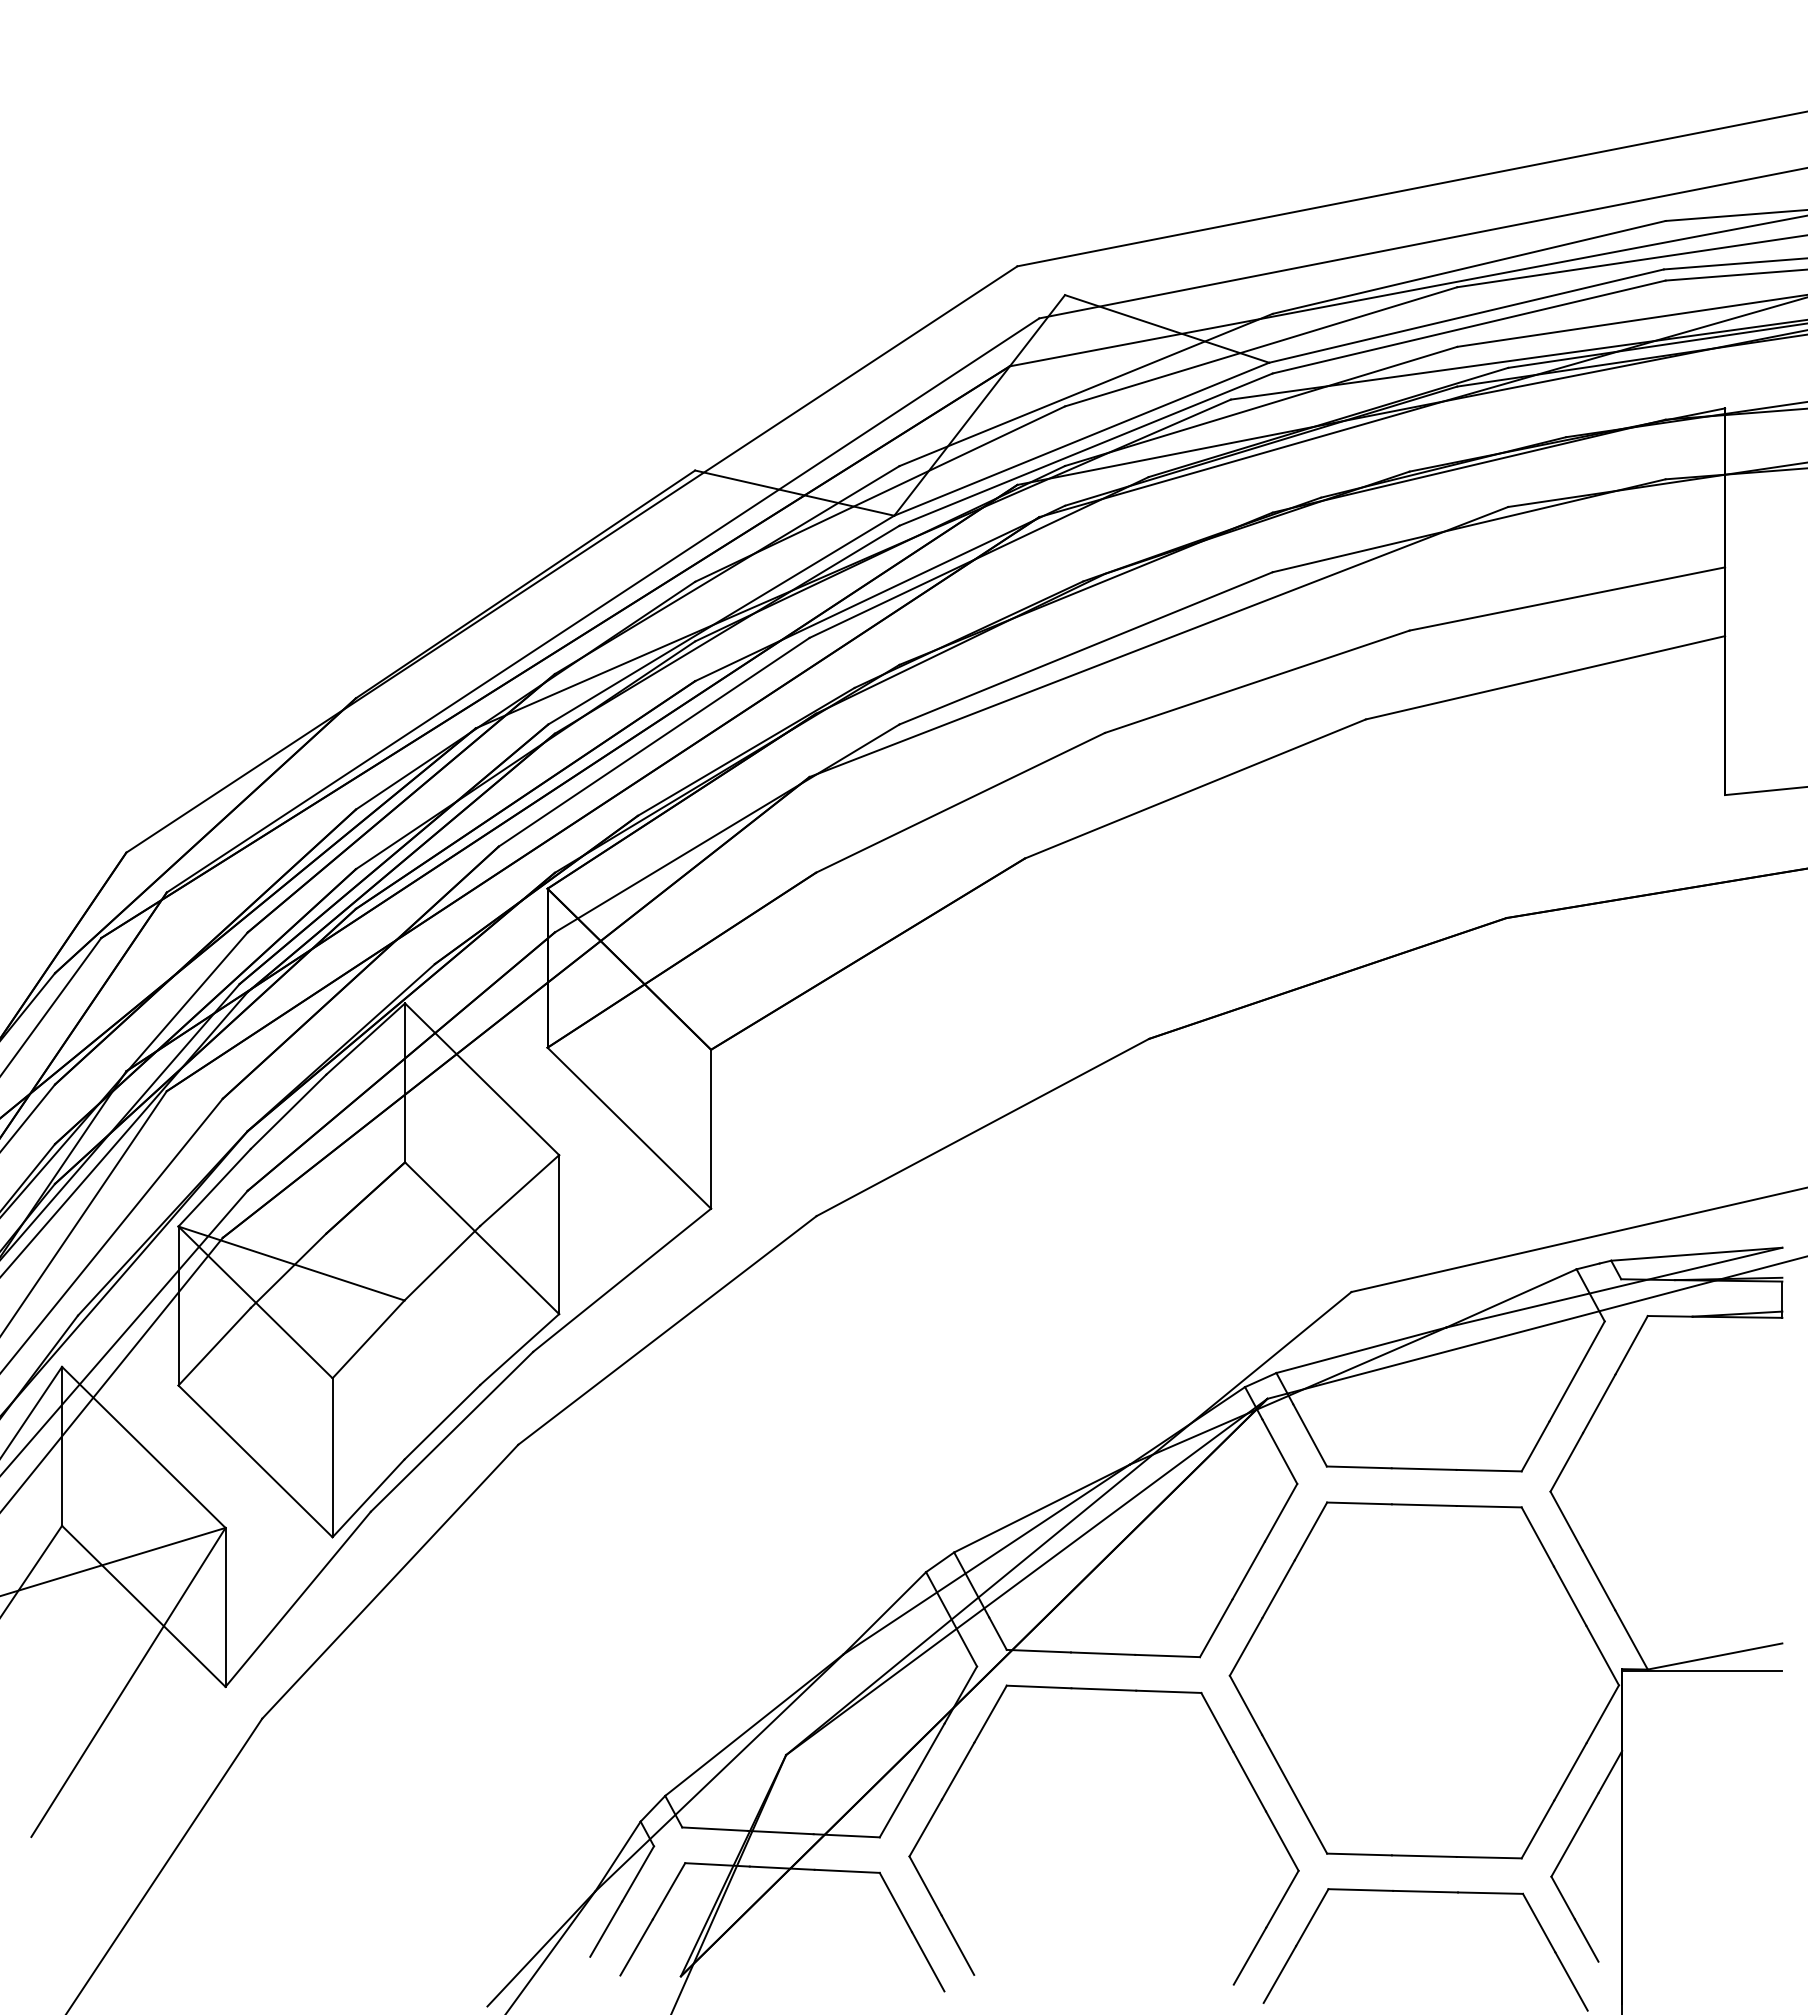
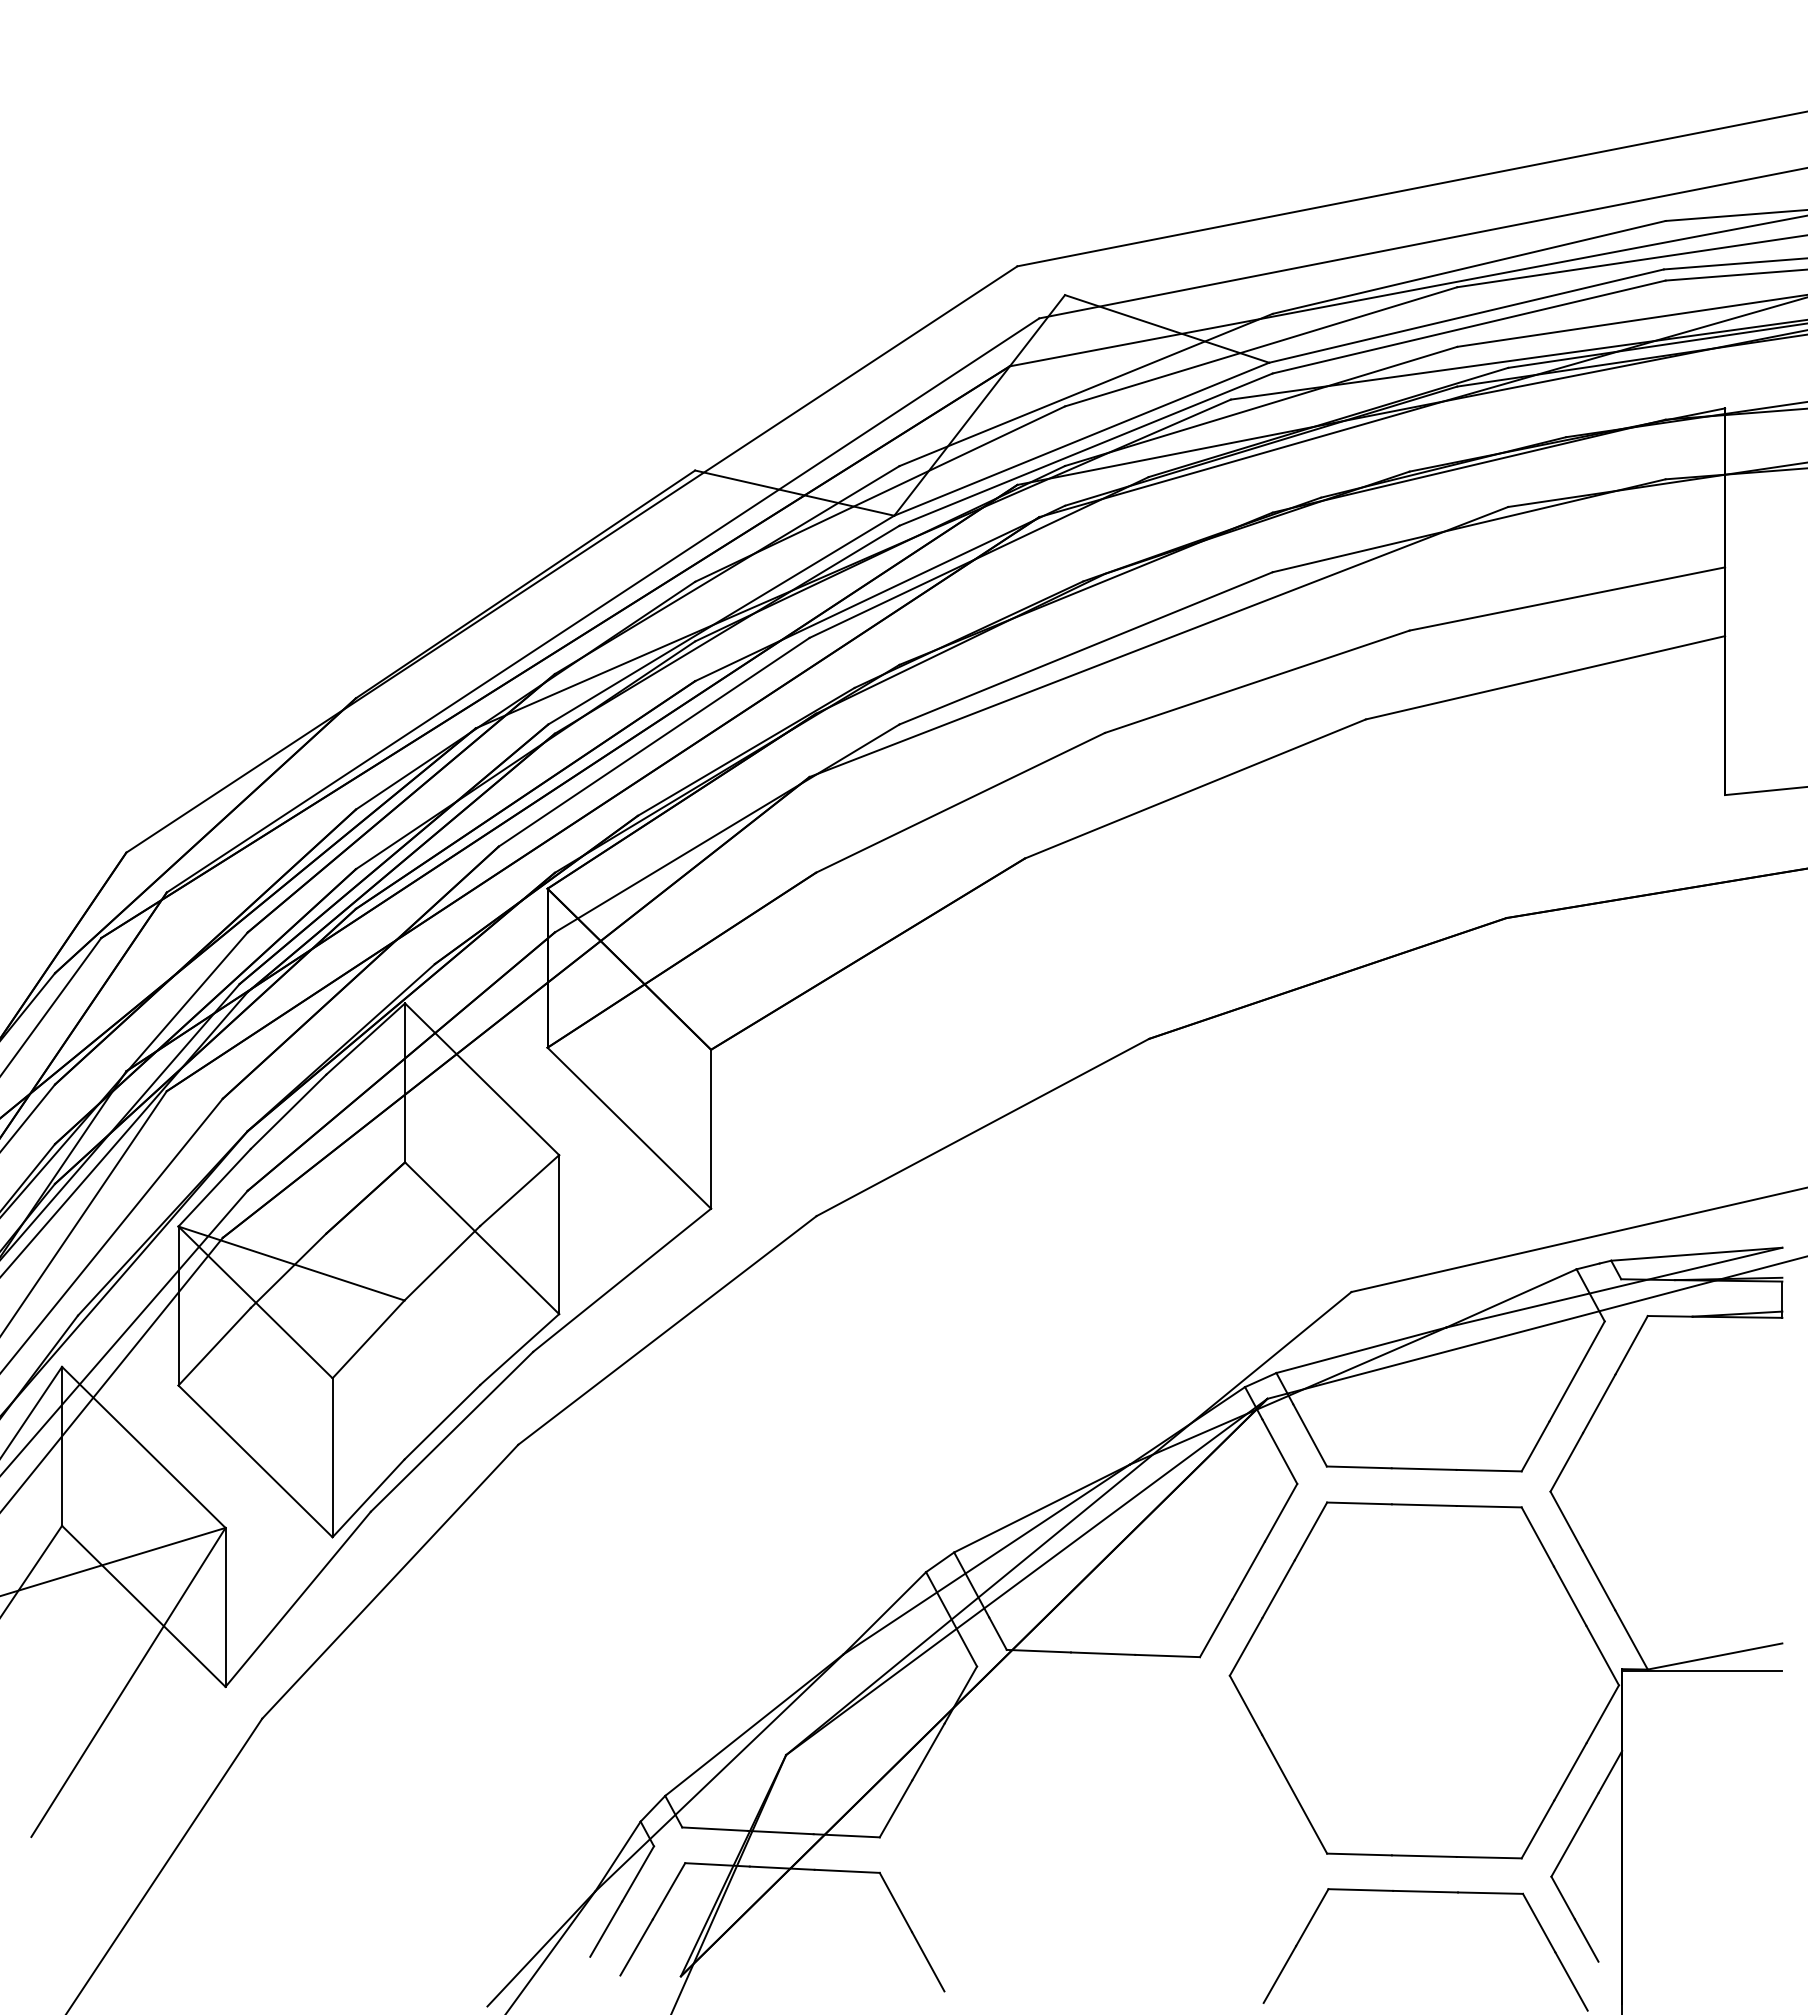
part: present -> none (1103, 1690)
